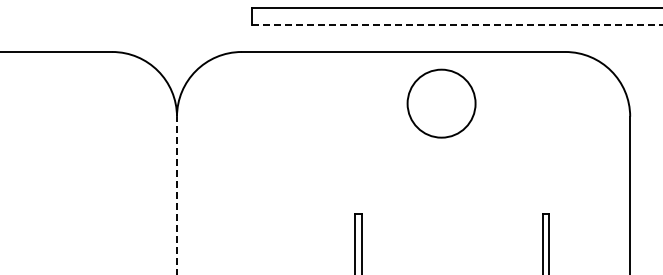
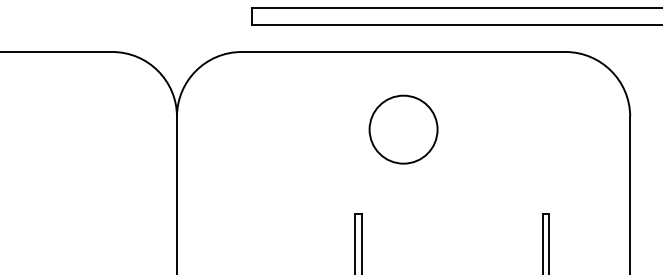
line: dashed -> solid (457, 24)
circle position: (441, 103) -> (403, 129) (403, 129)
line: dashed -> solid (177, 195)
